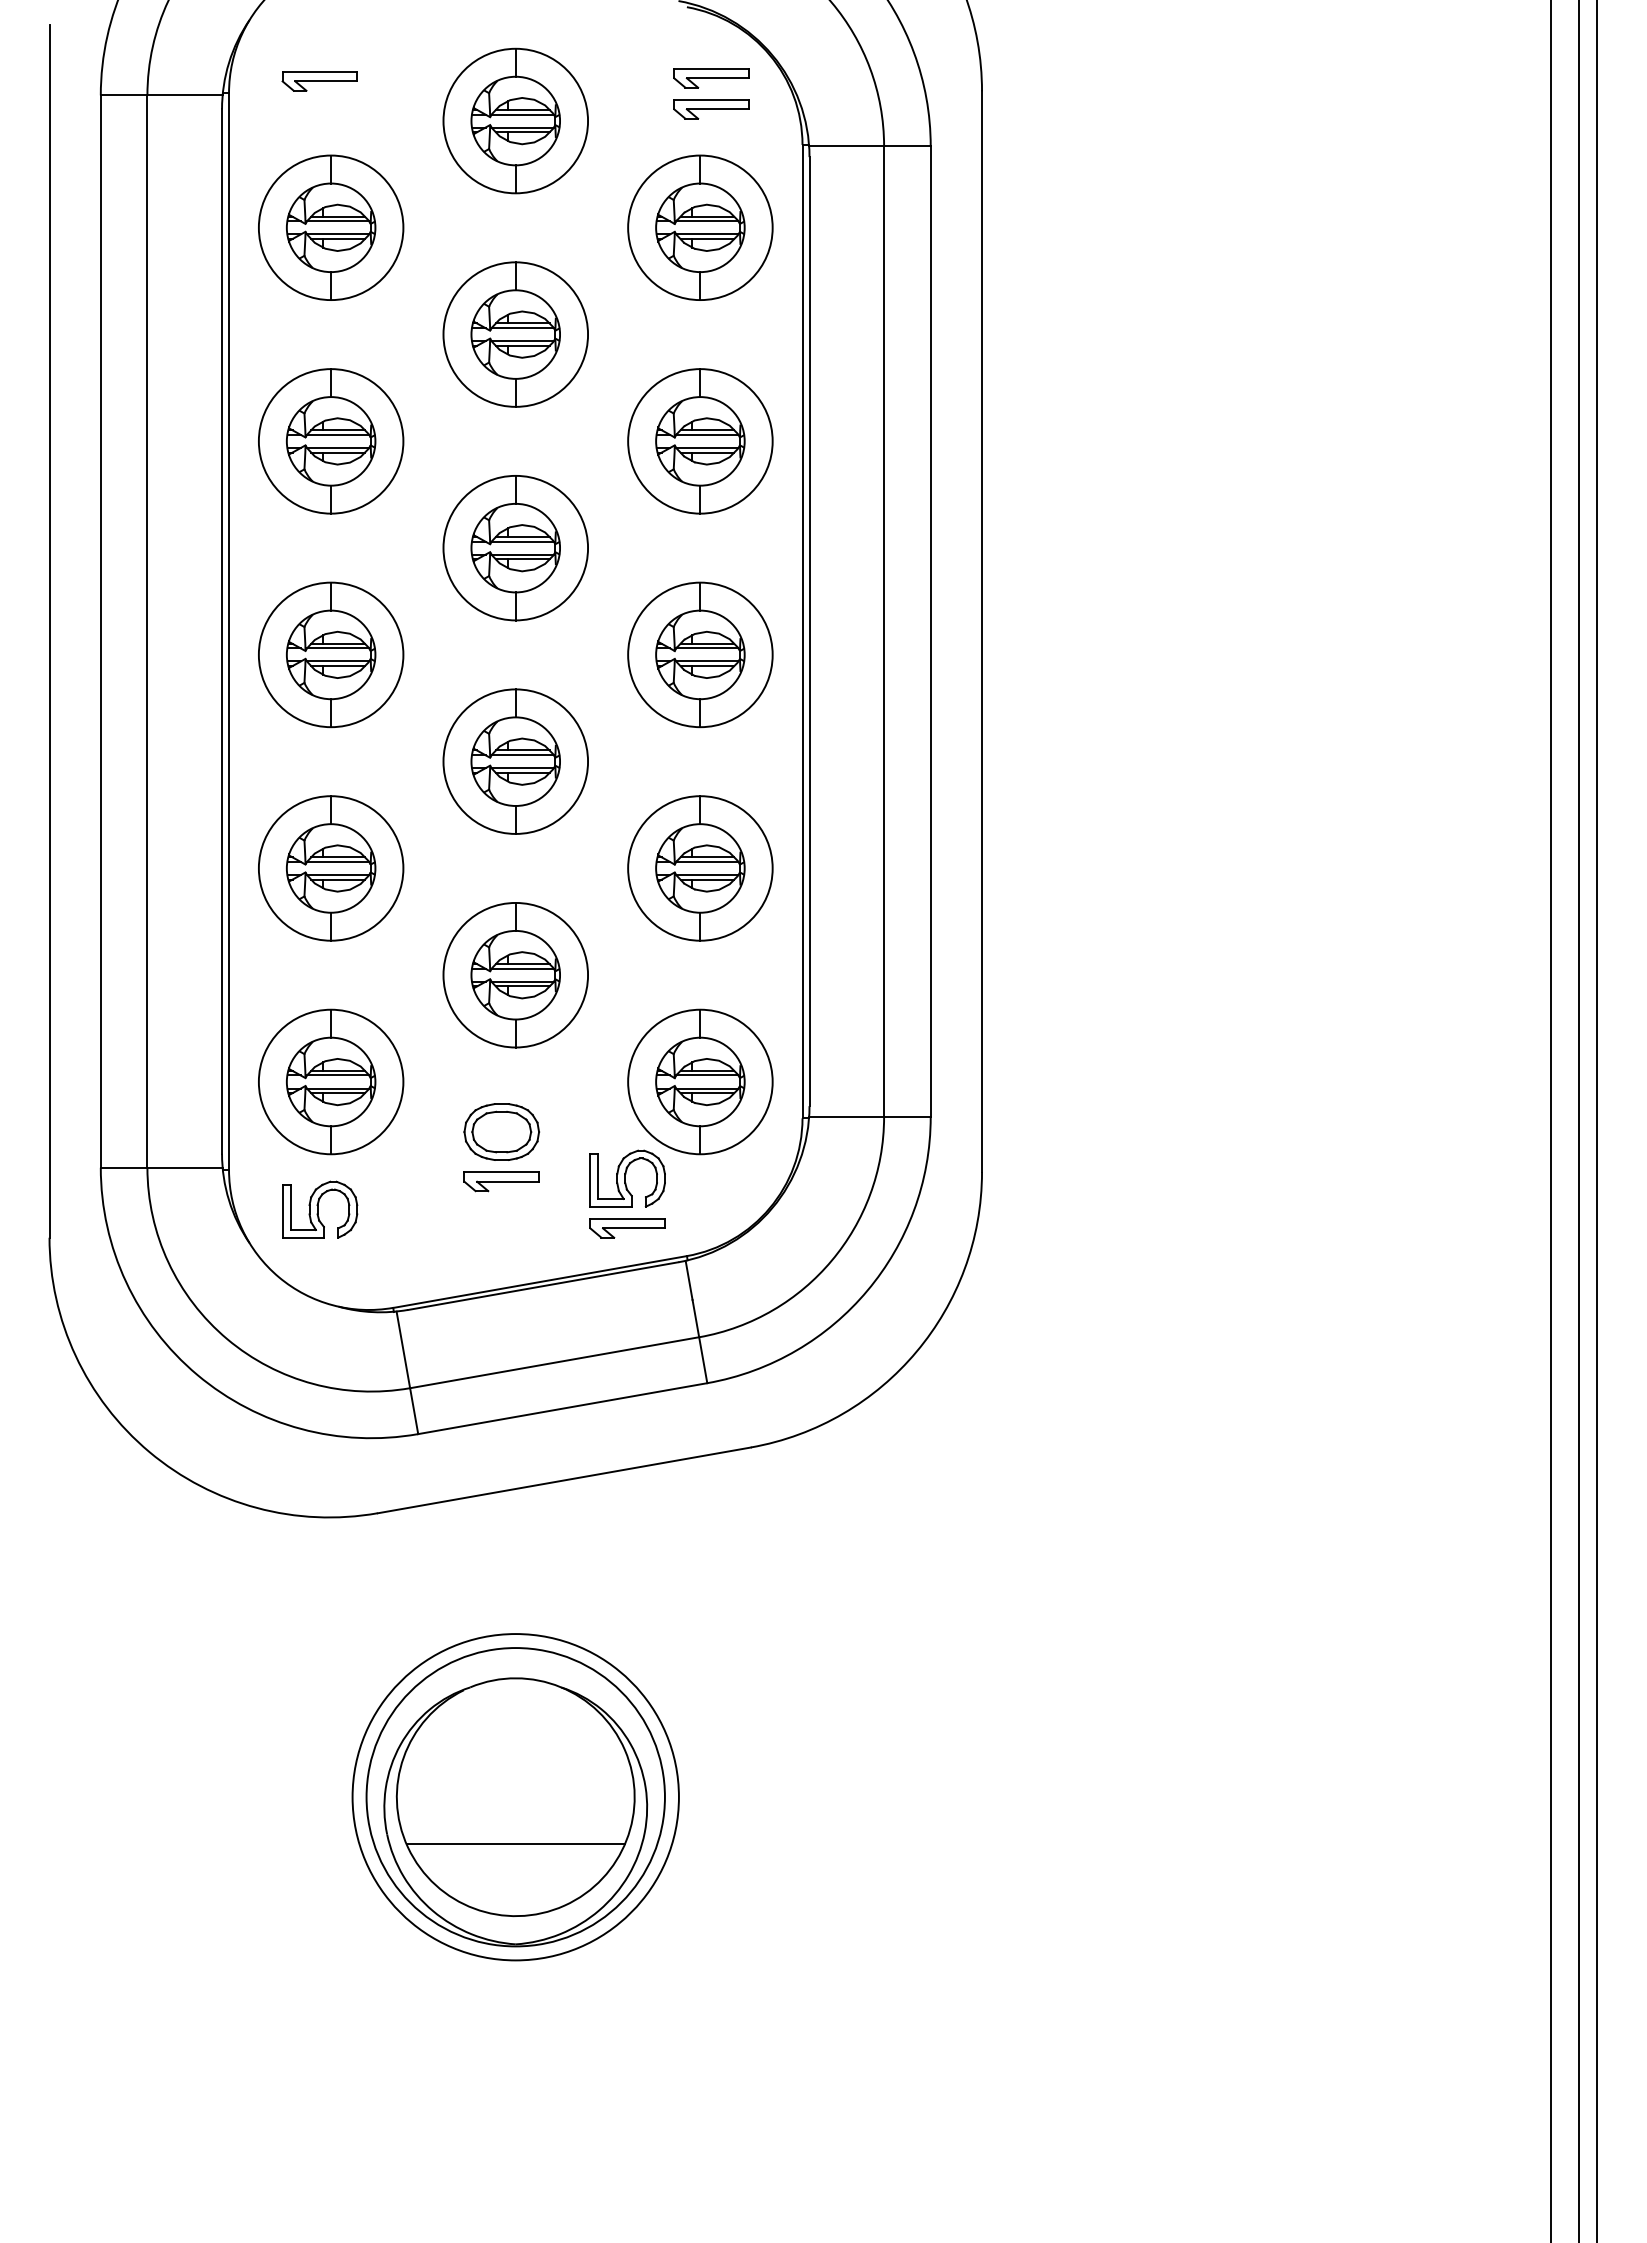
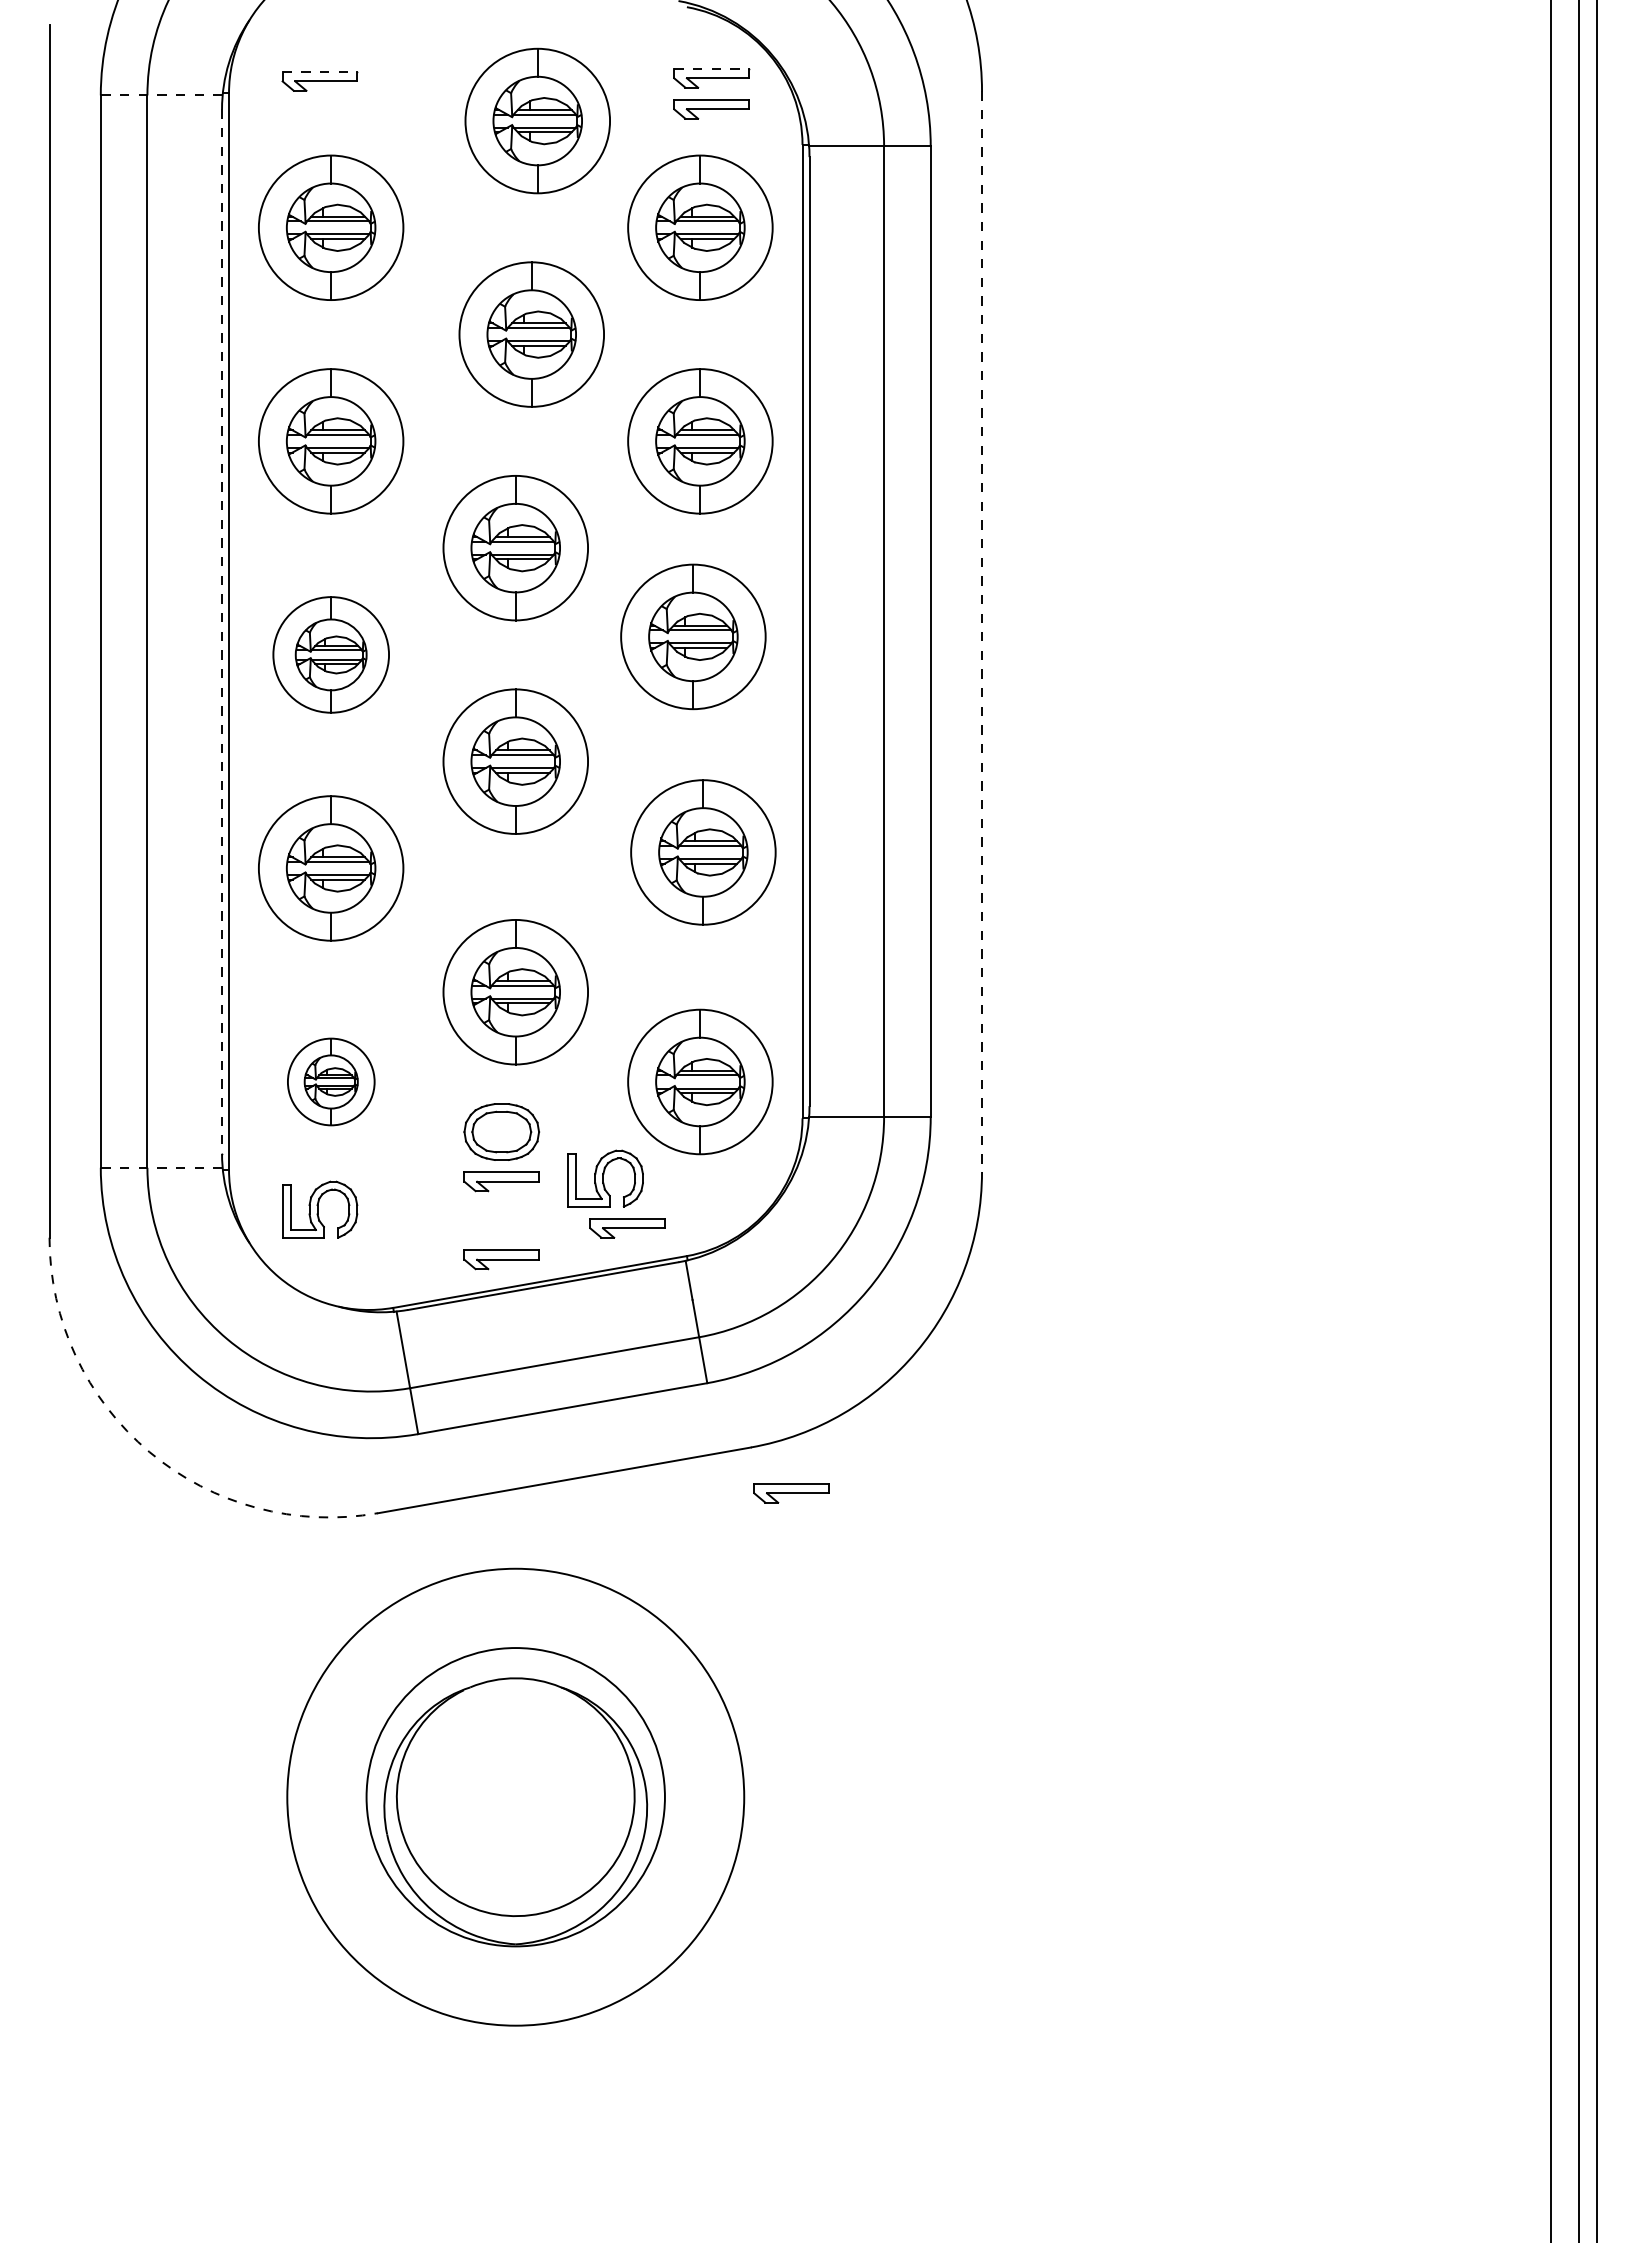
line: solid -> dashed (712, 69)
line: solid -> dashed (320, 72)
line: solid -> dashed (161, 95)
part position: (515, 120) -> (537, 120) (537, 120)
part position: (515, 334) -> (531, 334) (531, 334)
line: solid -> dashed (222, 632)
line: solid -> dashed (982, 632)
part size: 147x148 px -> 118x118 px (330, 654)
part position: (700, 654) -> (693, 636) (693, 636)
part position: (700, 868) -> (703, 852) (703, 852)
part position: (515, 975) -> (515, 992) (515, 992)
part size: 147x148 px -> 89x90 px (331, 1081)
line: solid -> dashed (161, 1167)
part position: (627, 1178) -> (605, 1178) (605, 1178)
part: none -> present (501, 1259)
arc: solid -> dashed (149, 1452)
part: none -> present (791, 1493)
circle diameter: 326 px -> 457 px (515, 1796)
line: present -> none (515, 1843)
